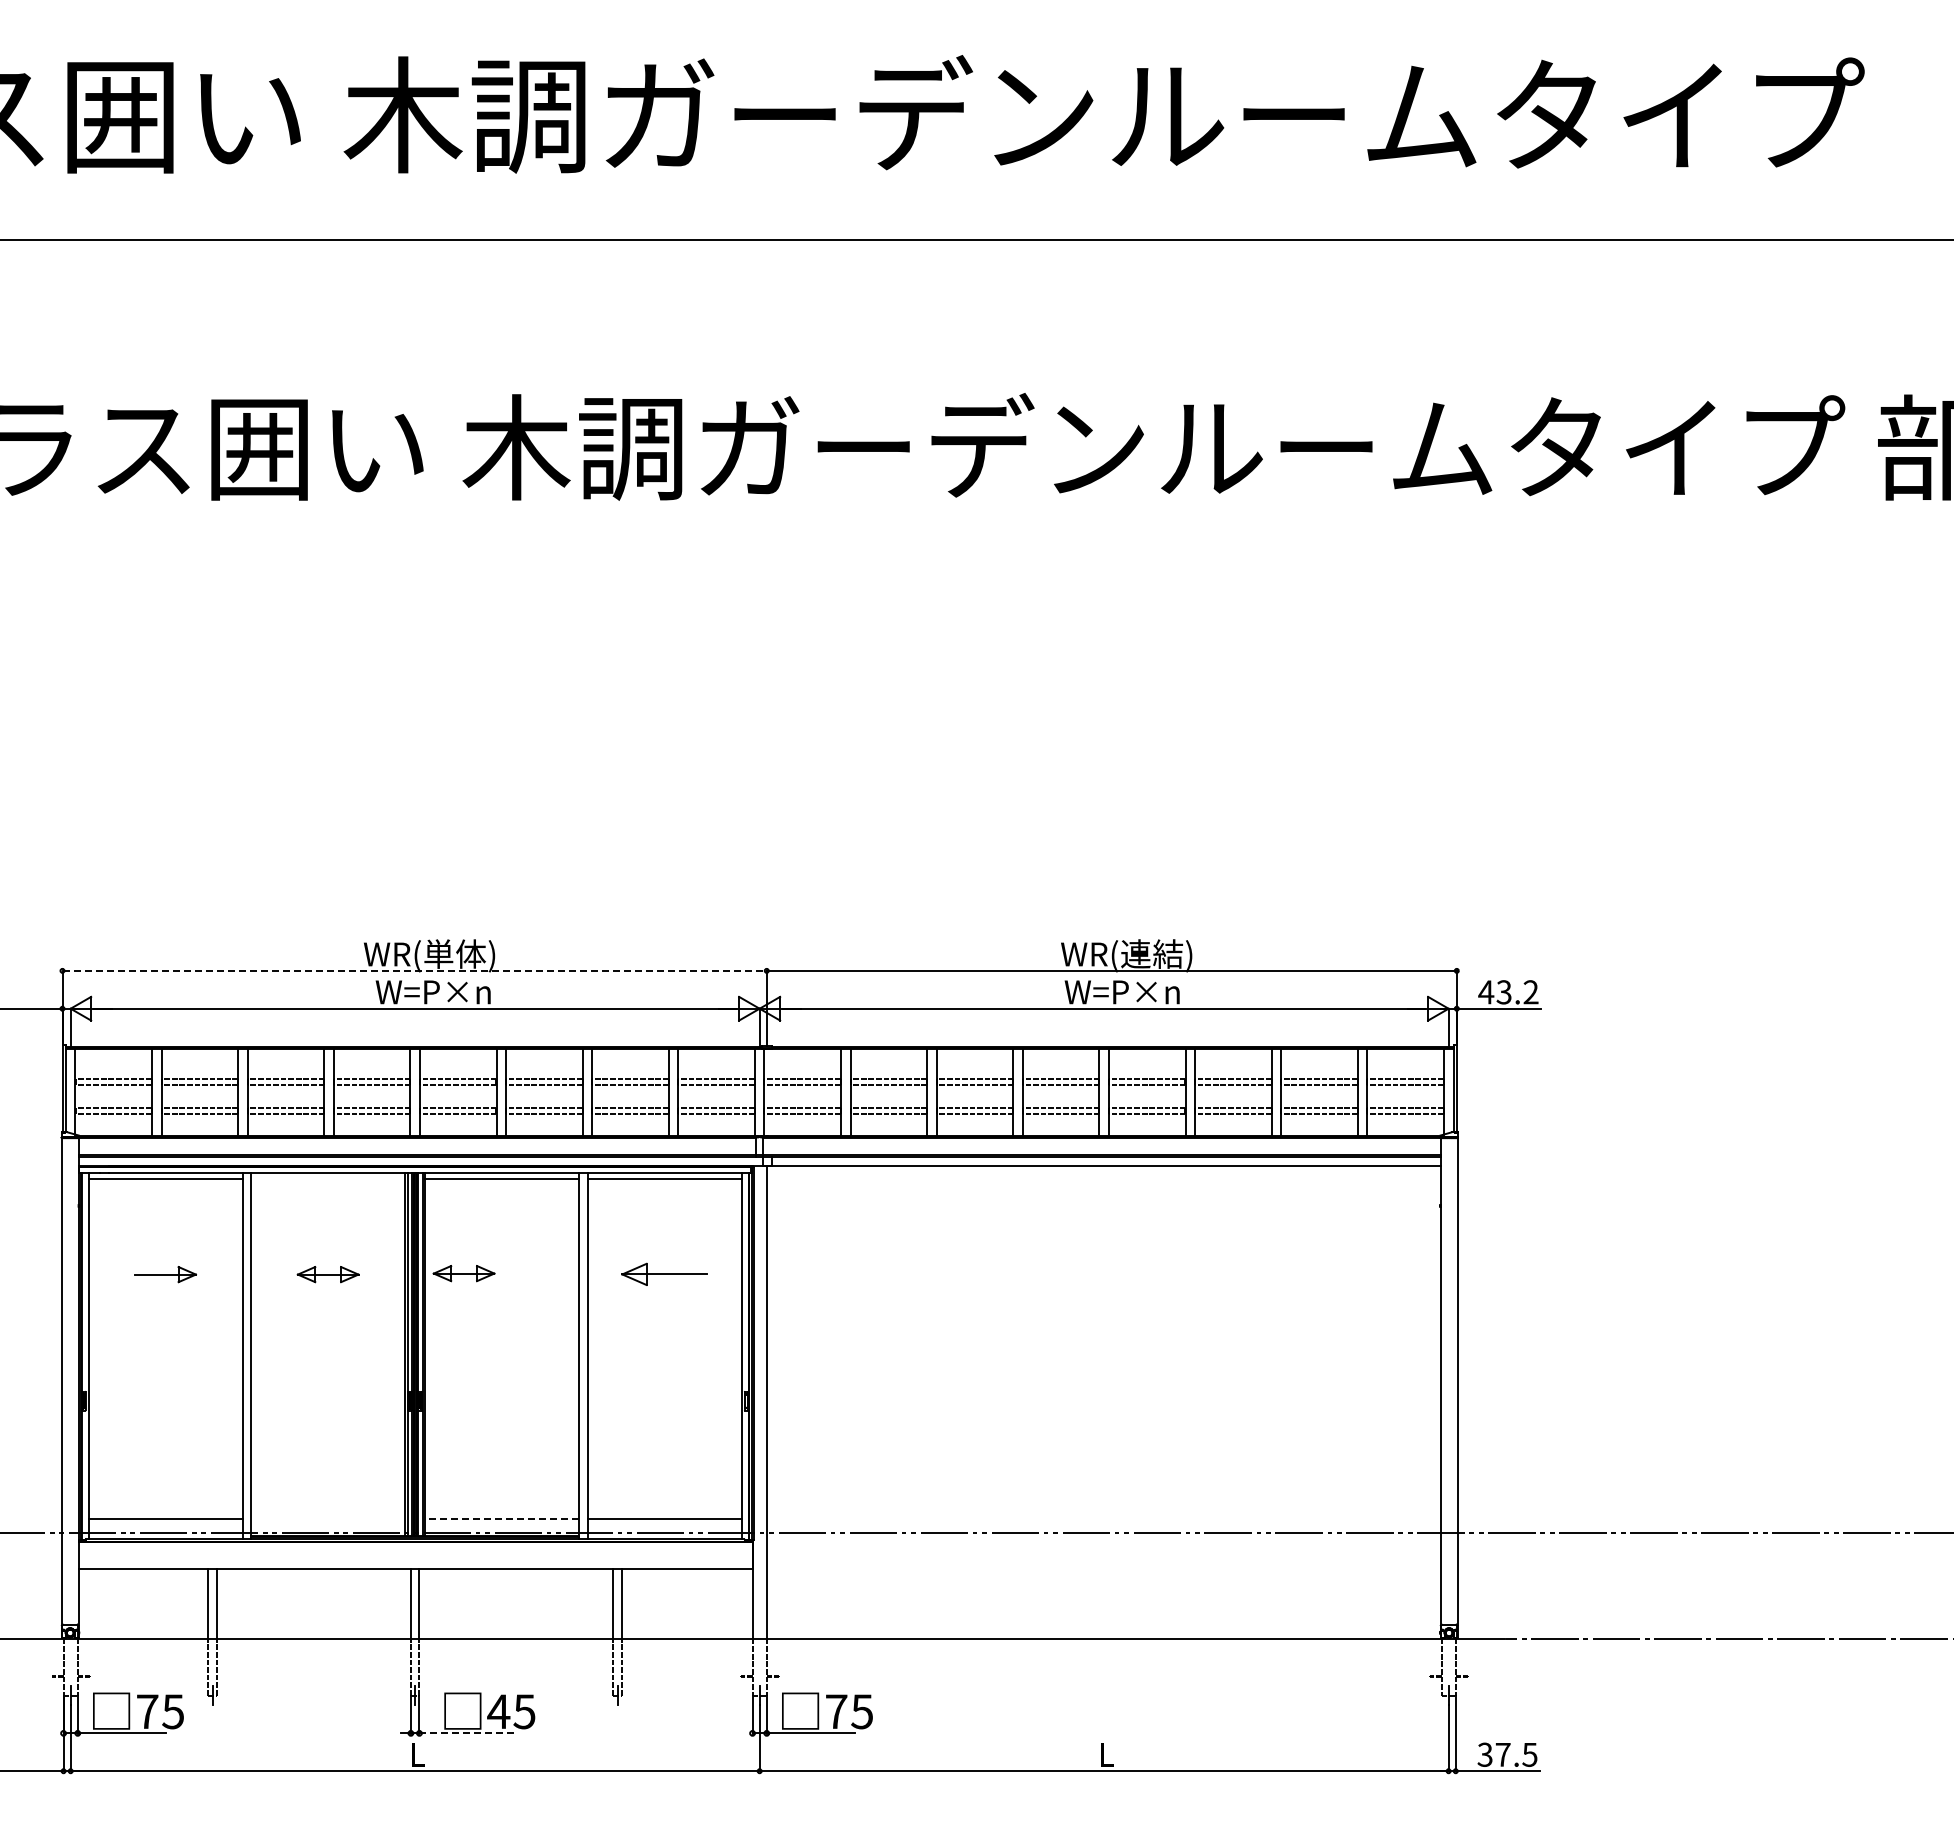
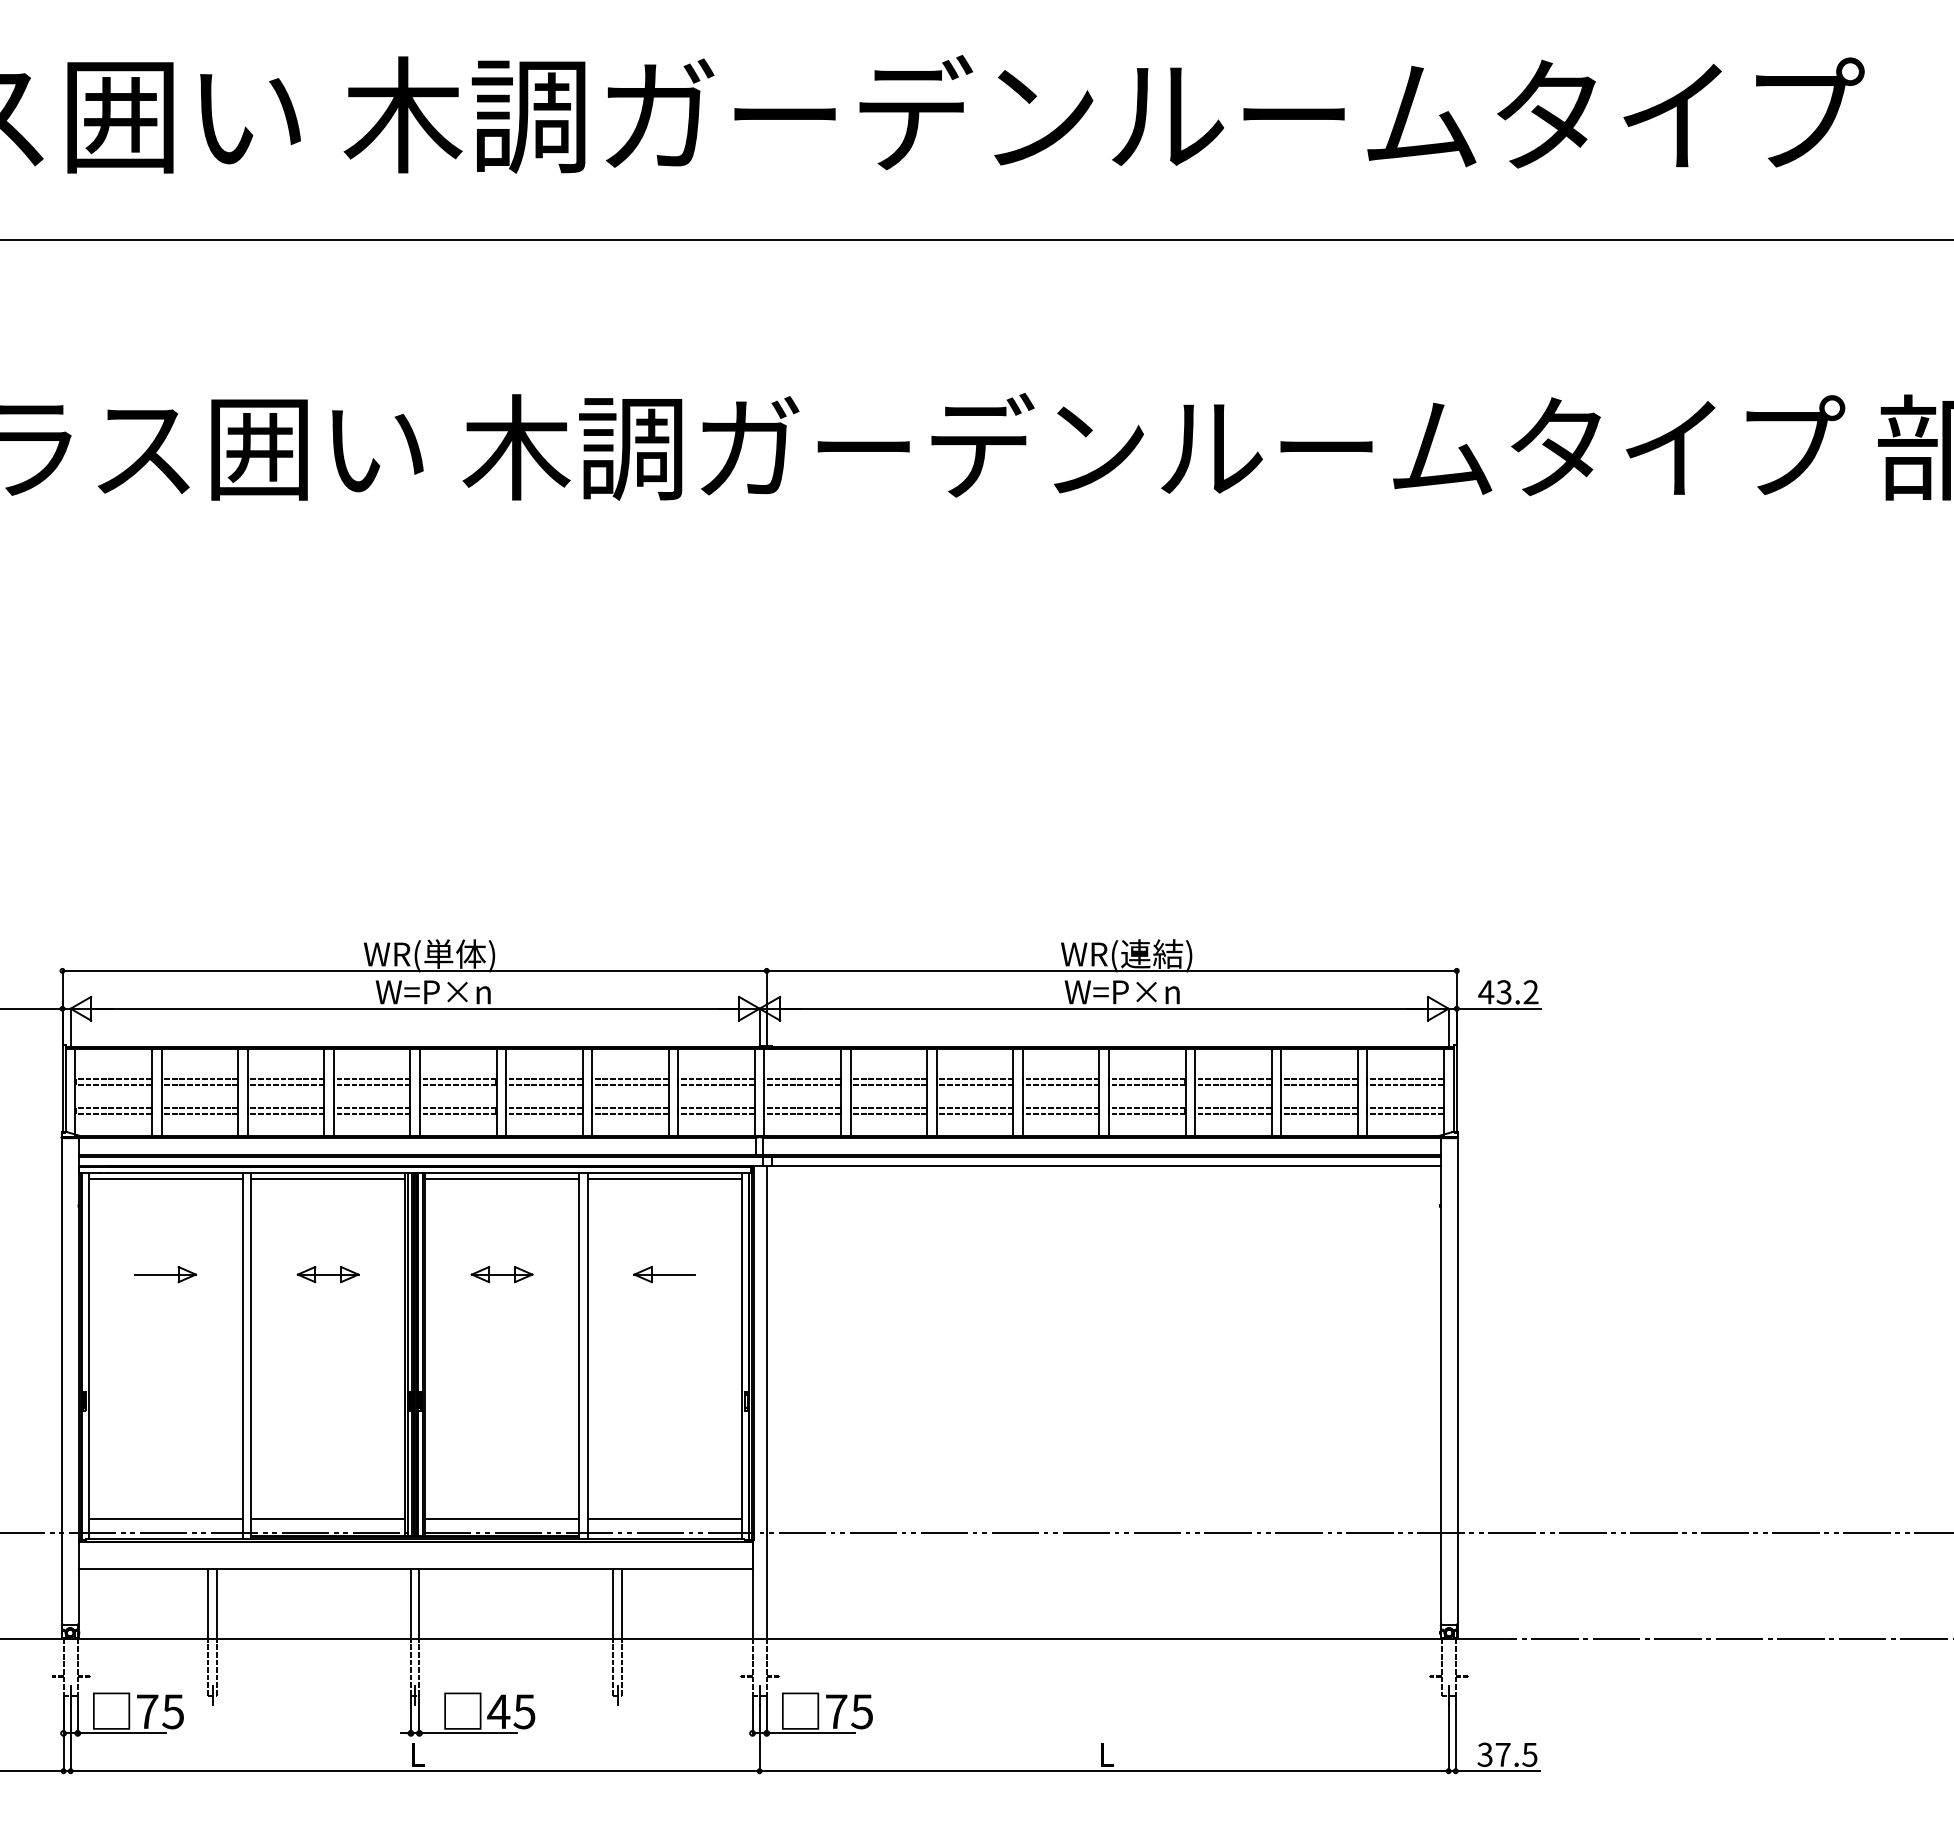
line: dashed -> solid (415, 970)
line: none -> present (328, 1178)
part position: (463, 1273) -> (501, 1274) (501, 1274)
part size: 87x24 px -> 63x18 px (664, 1274)
line: none -> present (328, 1518)
line: dashed -> solid (501, 1518)
line: dashed -> solid (468, 1733)
